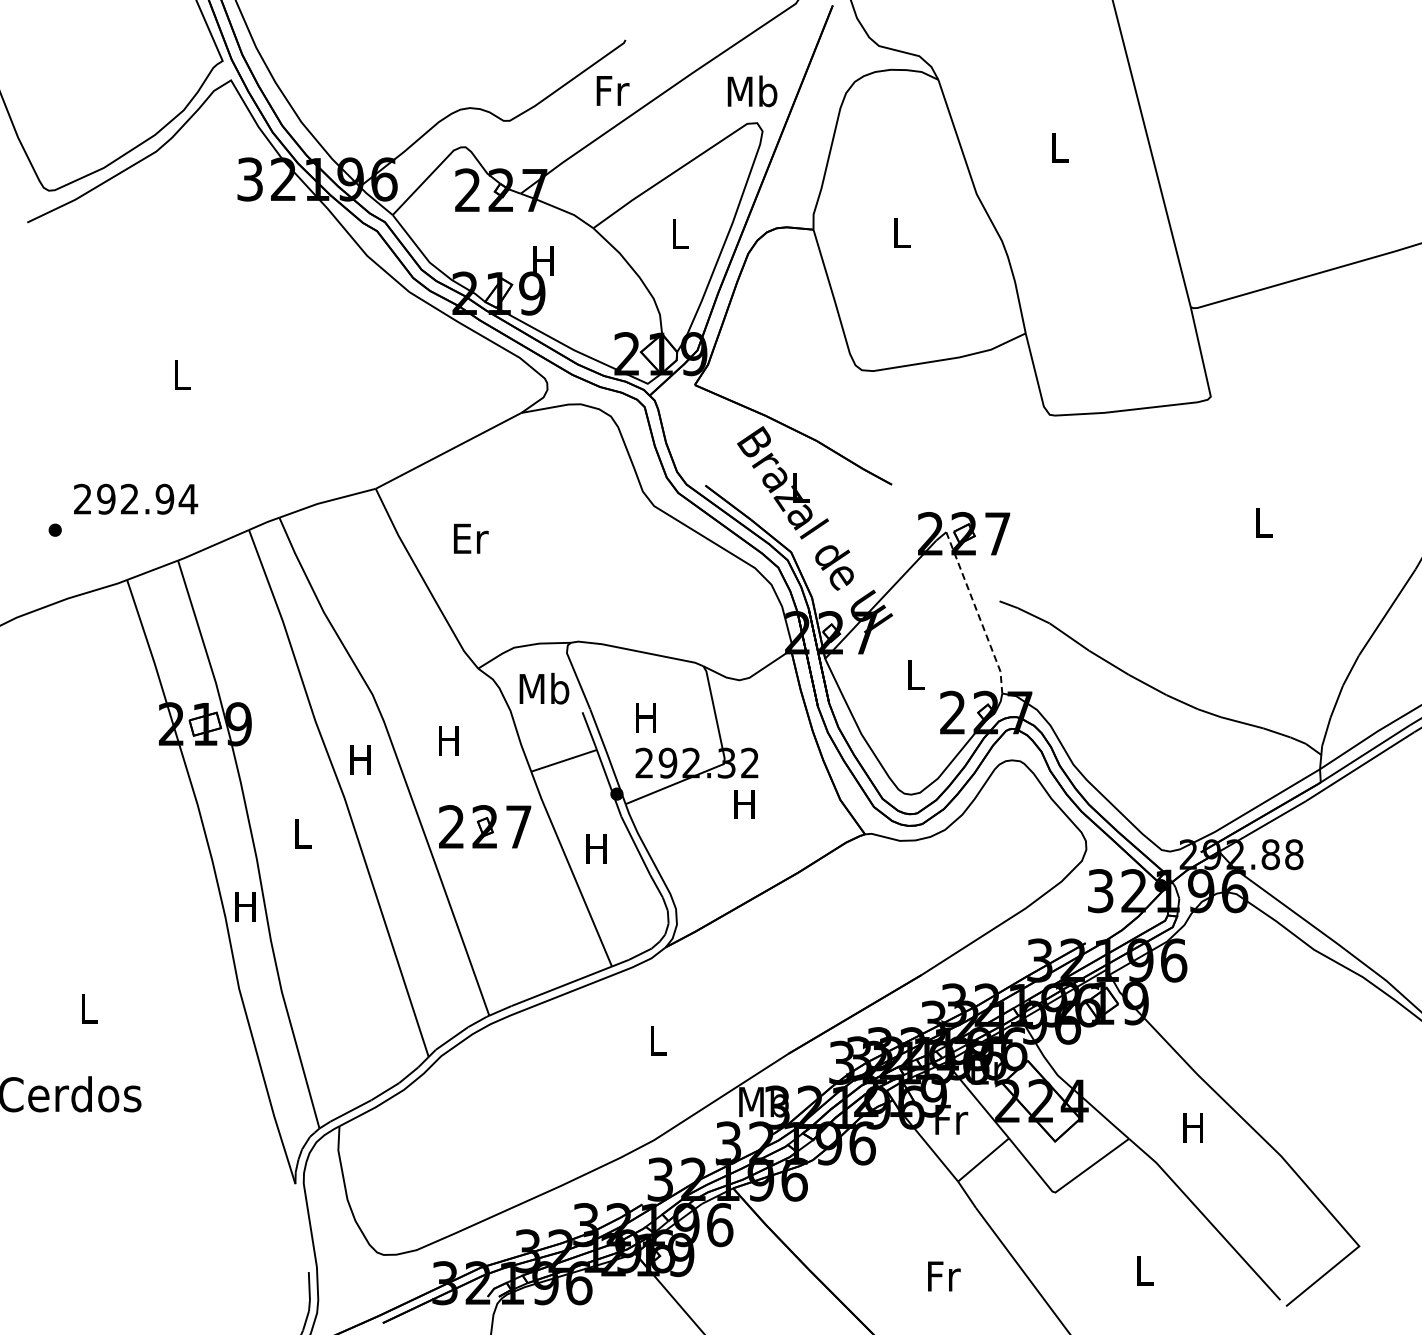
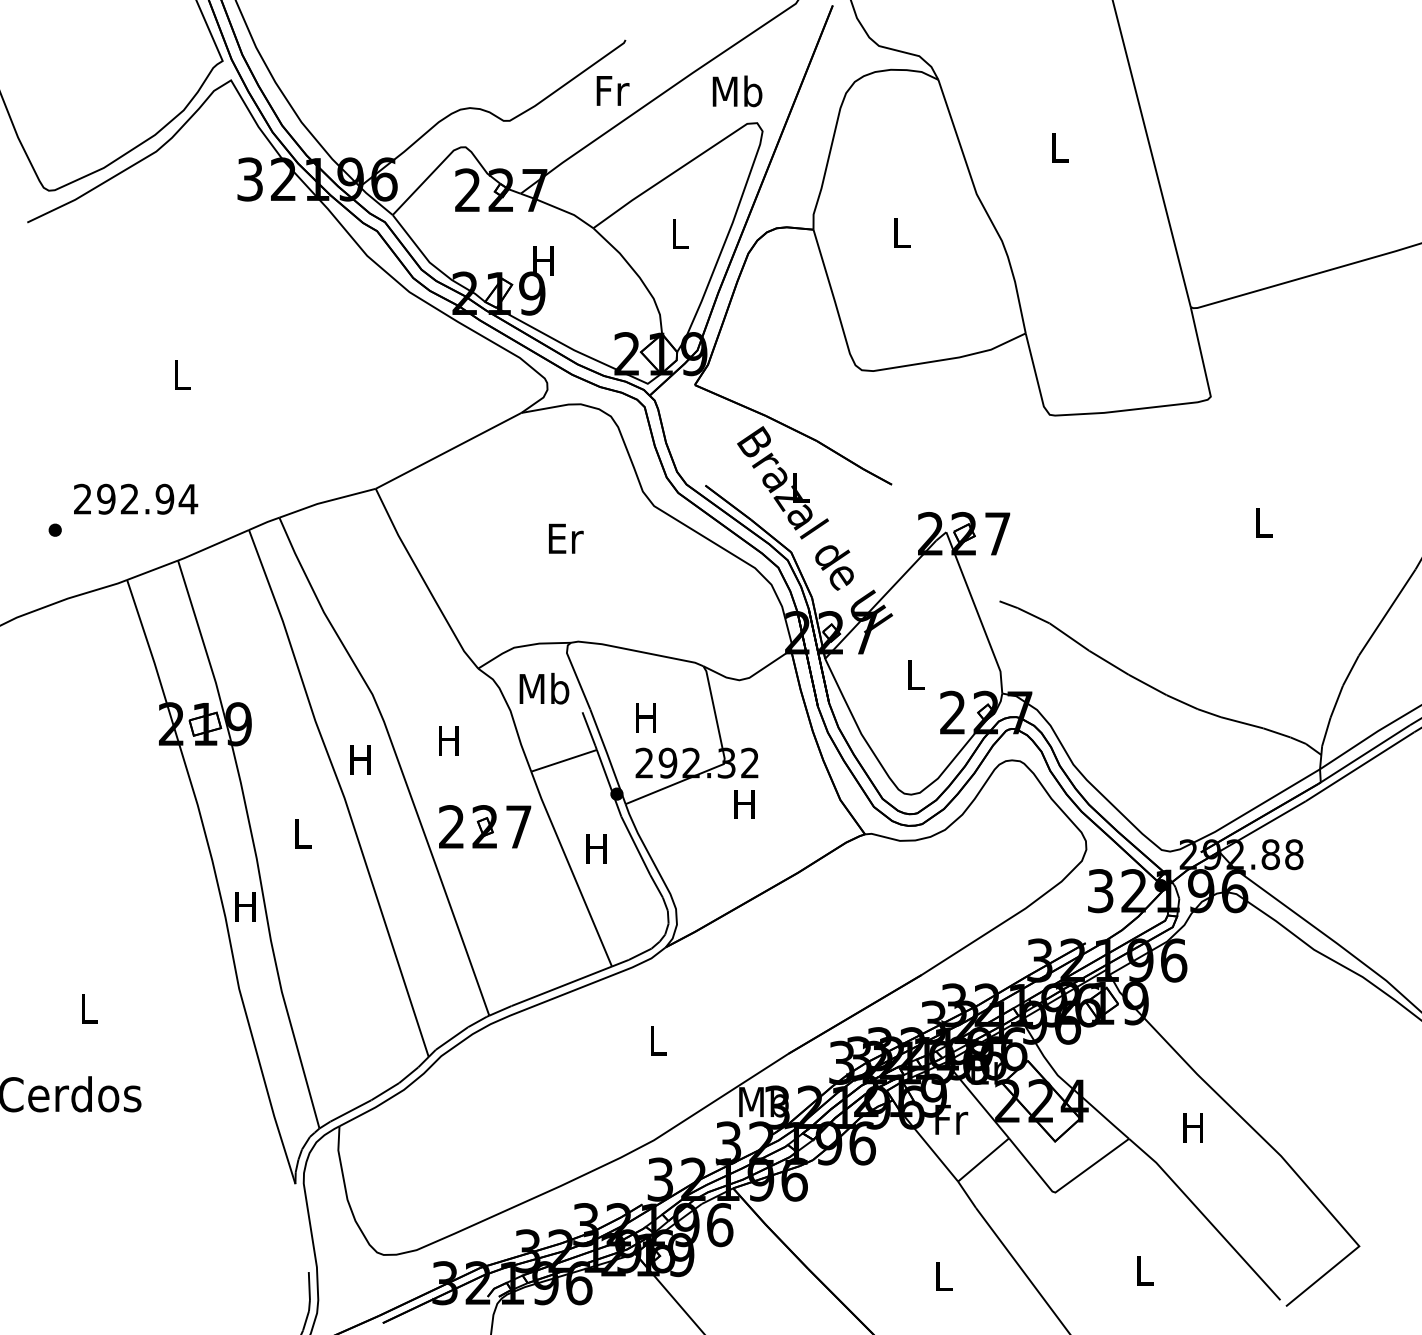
text position: (752, 91) -> (737, 91) (737, 91)
text position: (471, 538) -> (566, 538) (566, 538)
line: dashed -> solid (977, 613)
text: Fr -> L (944, 1276)
